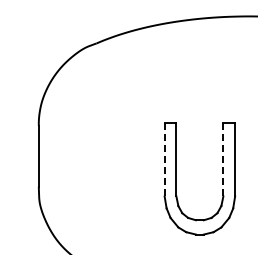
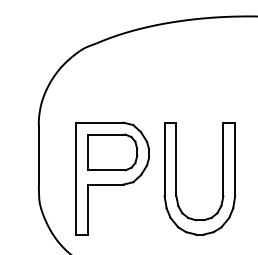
line: dashed -> solid (164, 159)
line: dashed -> solid (223, 159)
part: none -> present (112, 178)
